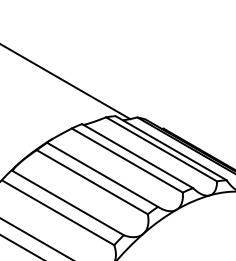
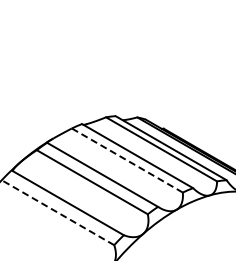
line: present -> none (66, 82)
line: solid -> dashed (126, 160)
line: solid -> dashed (58, 212)
line: present -> none (35, 238)
line: present -> none (20, 246)
